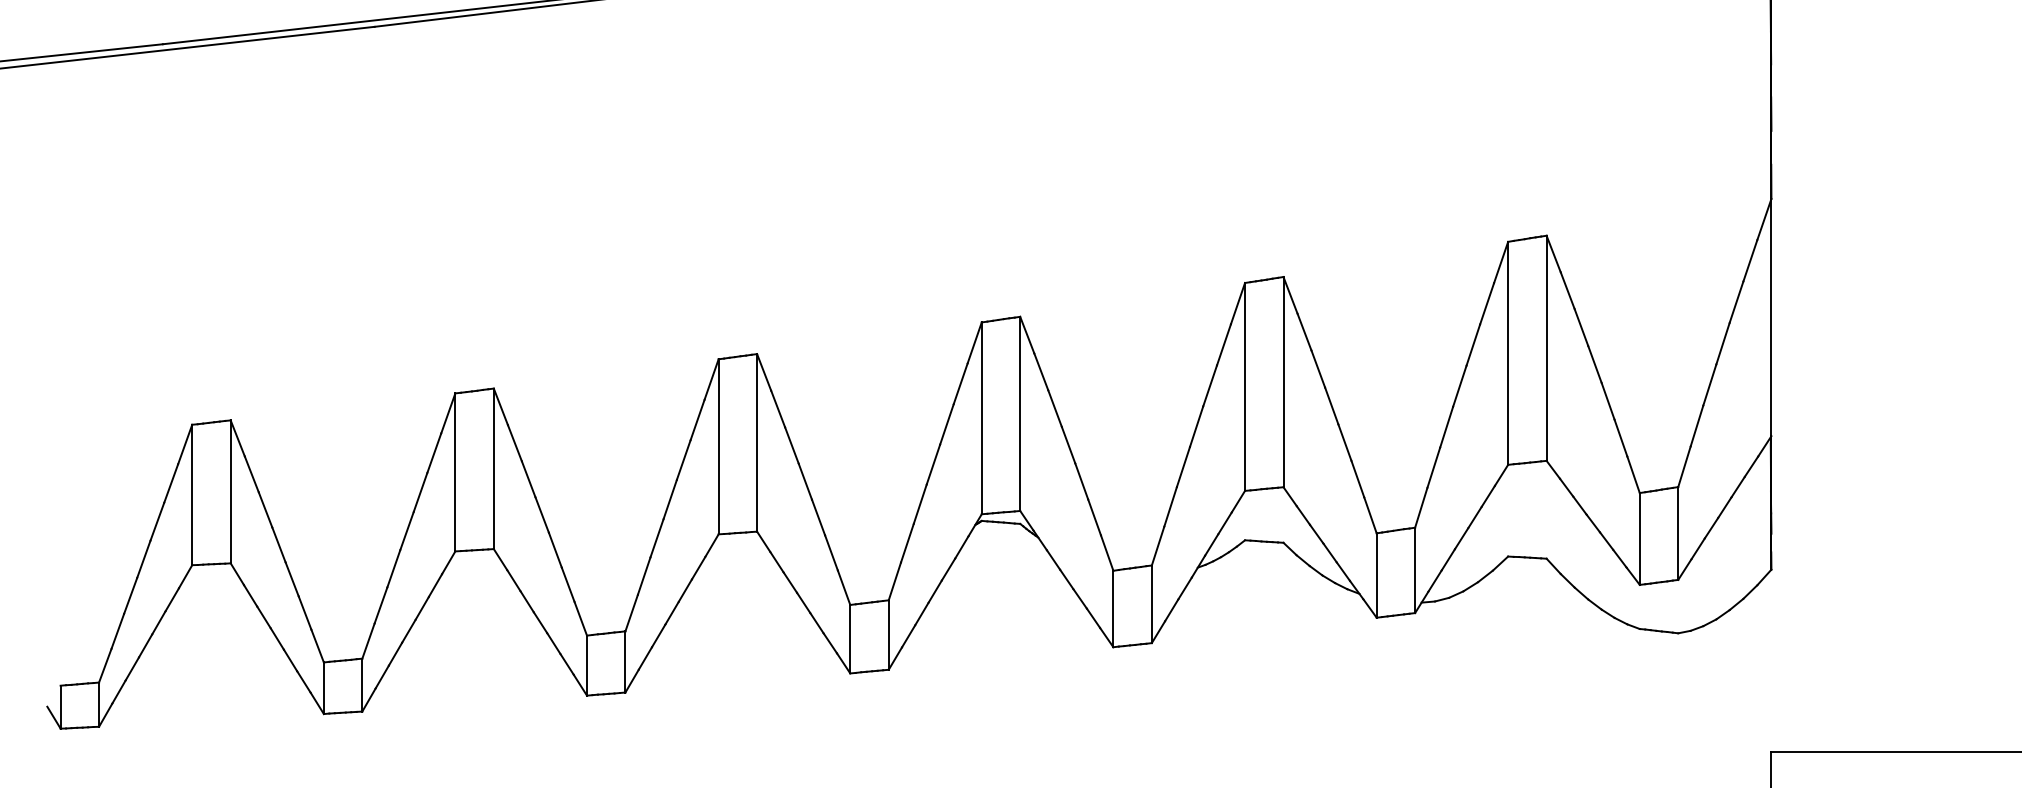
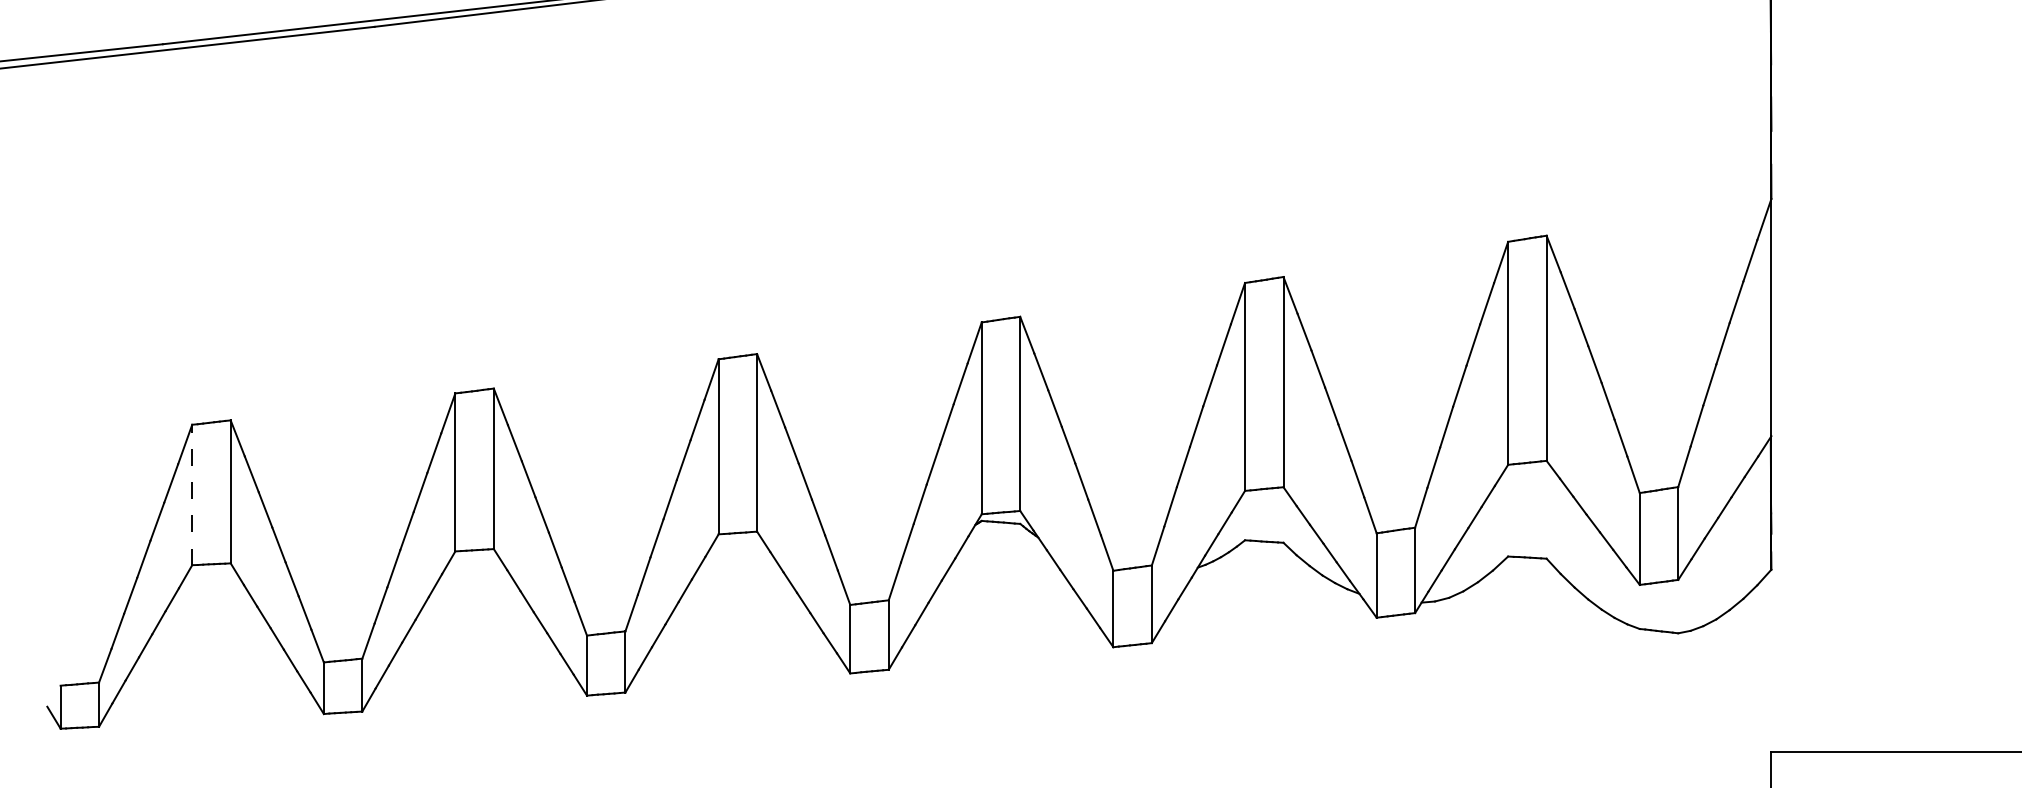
line: solid -> dashed (192, 494)
